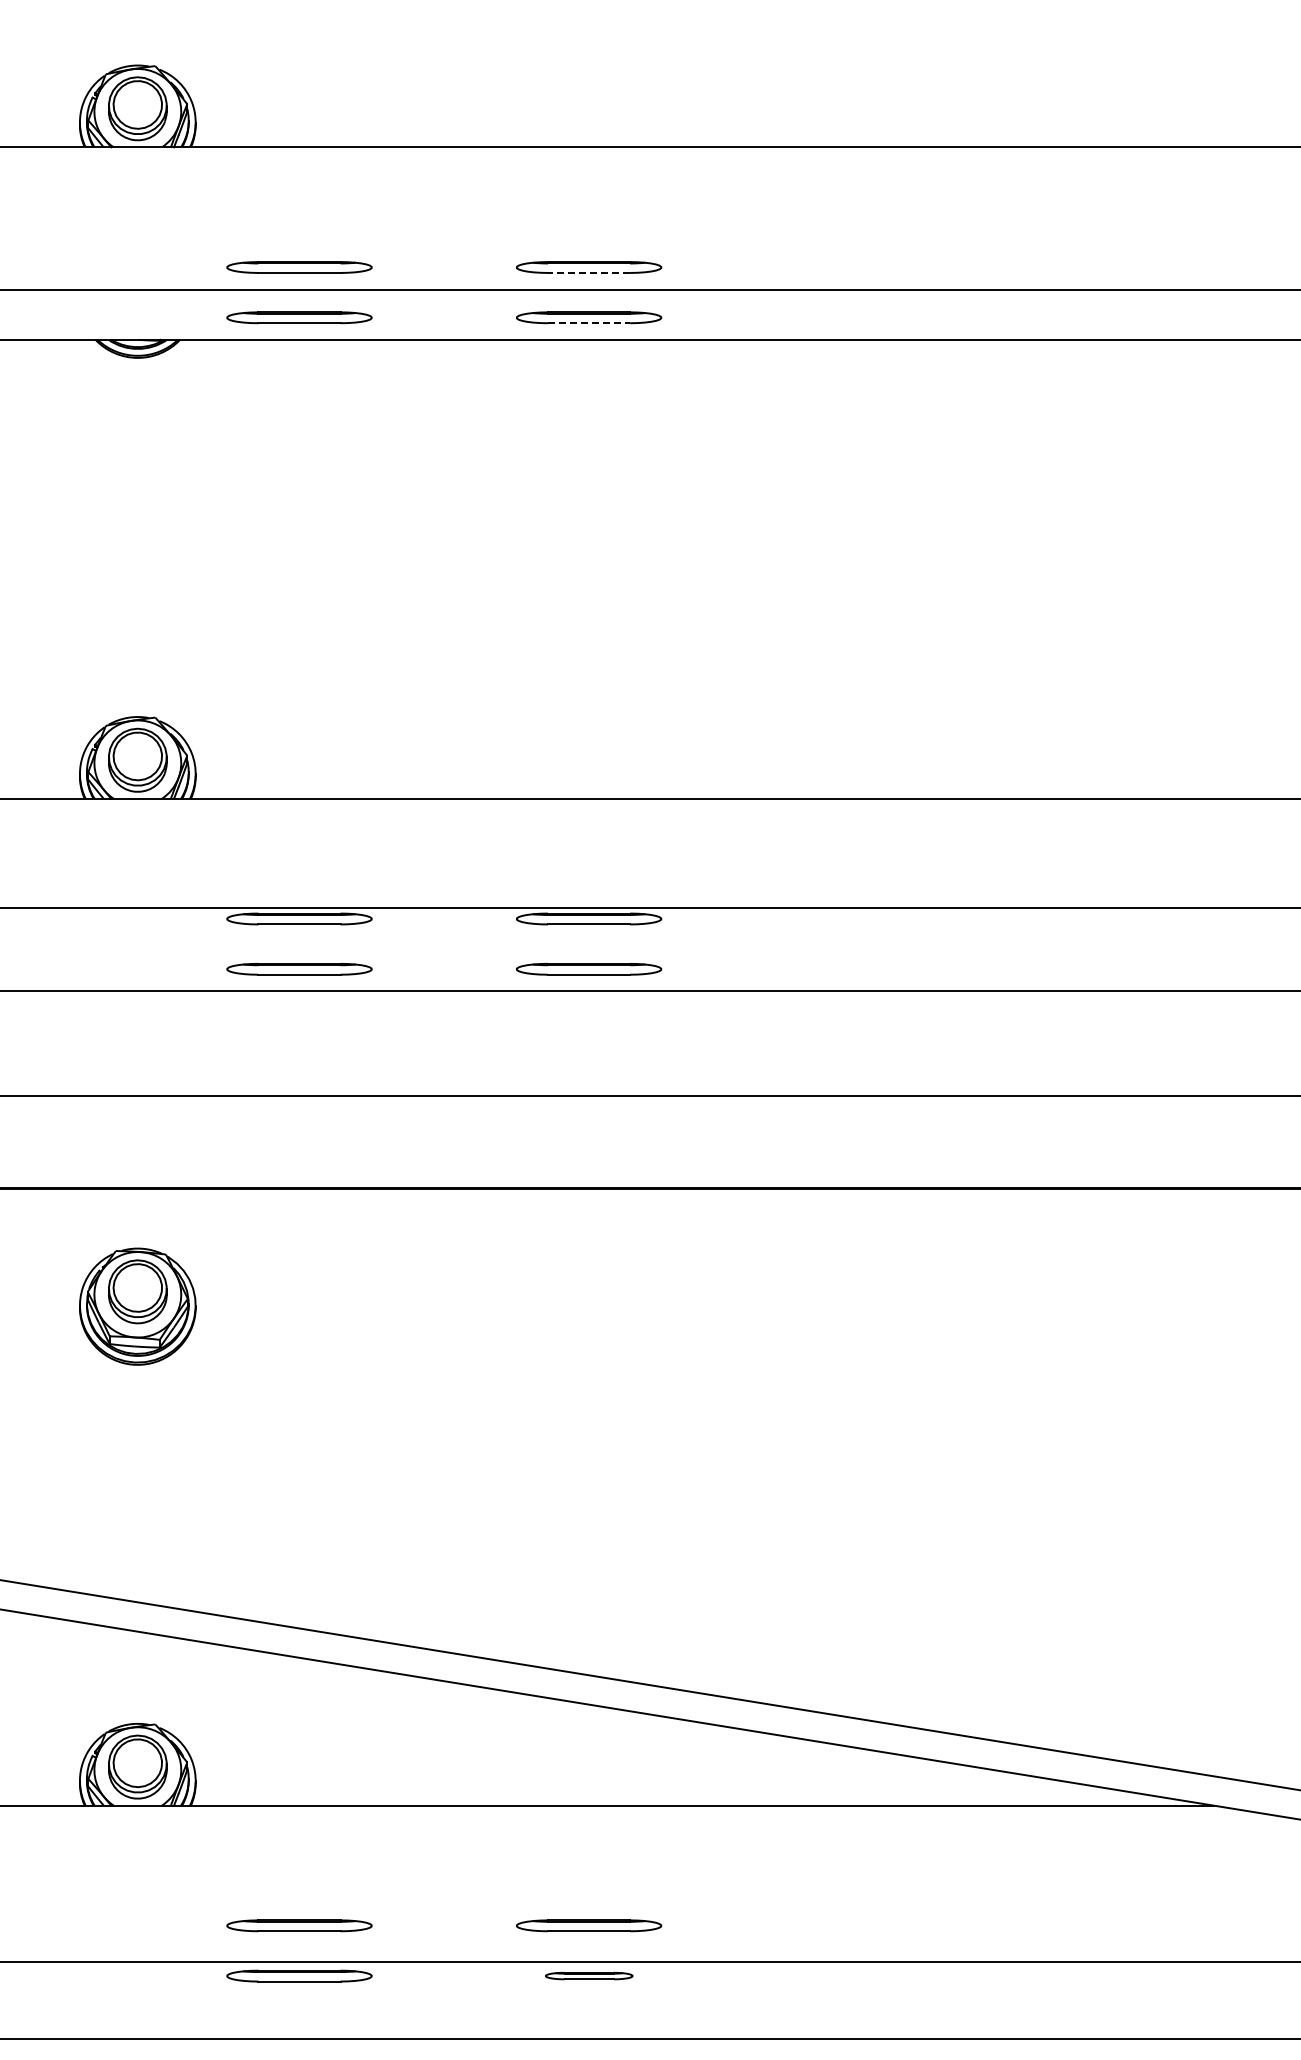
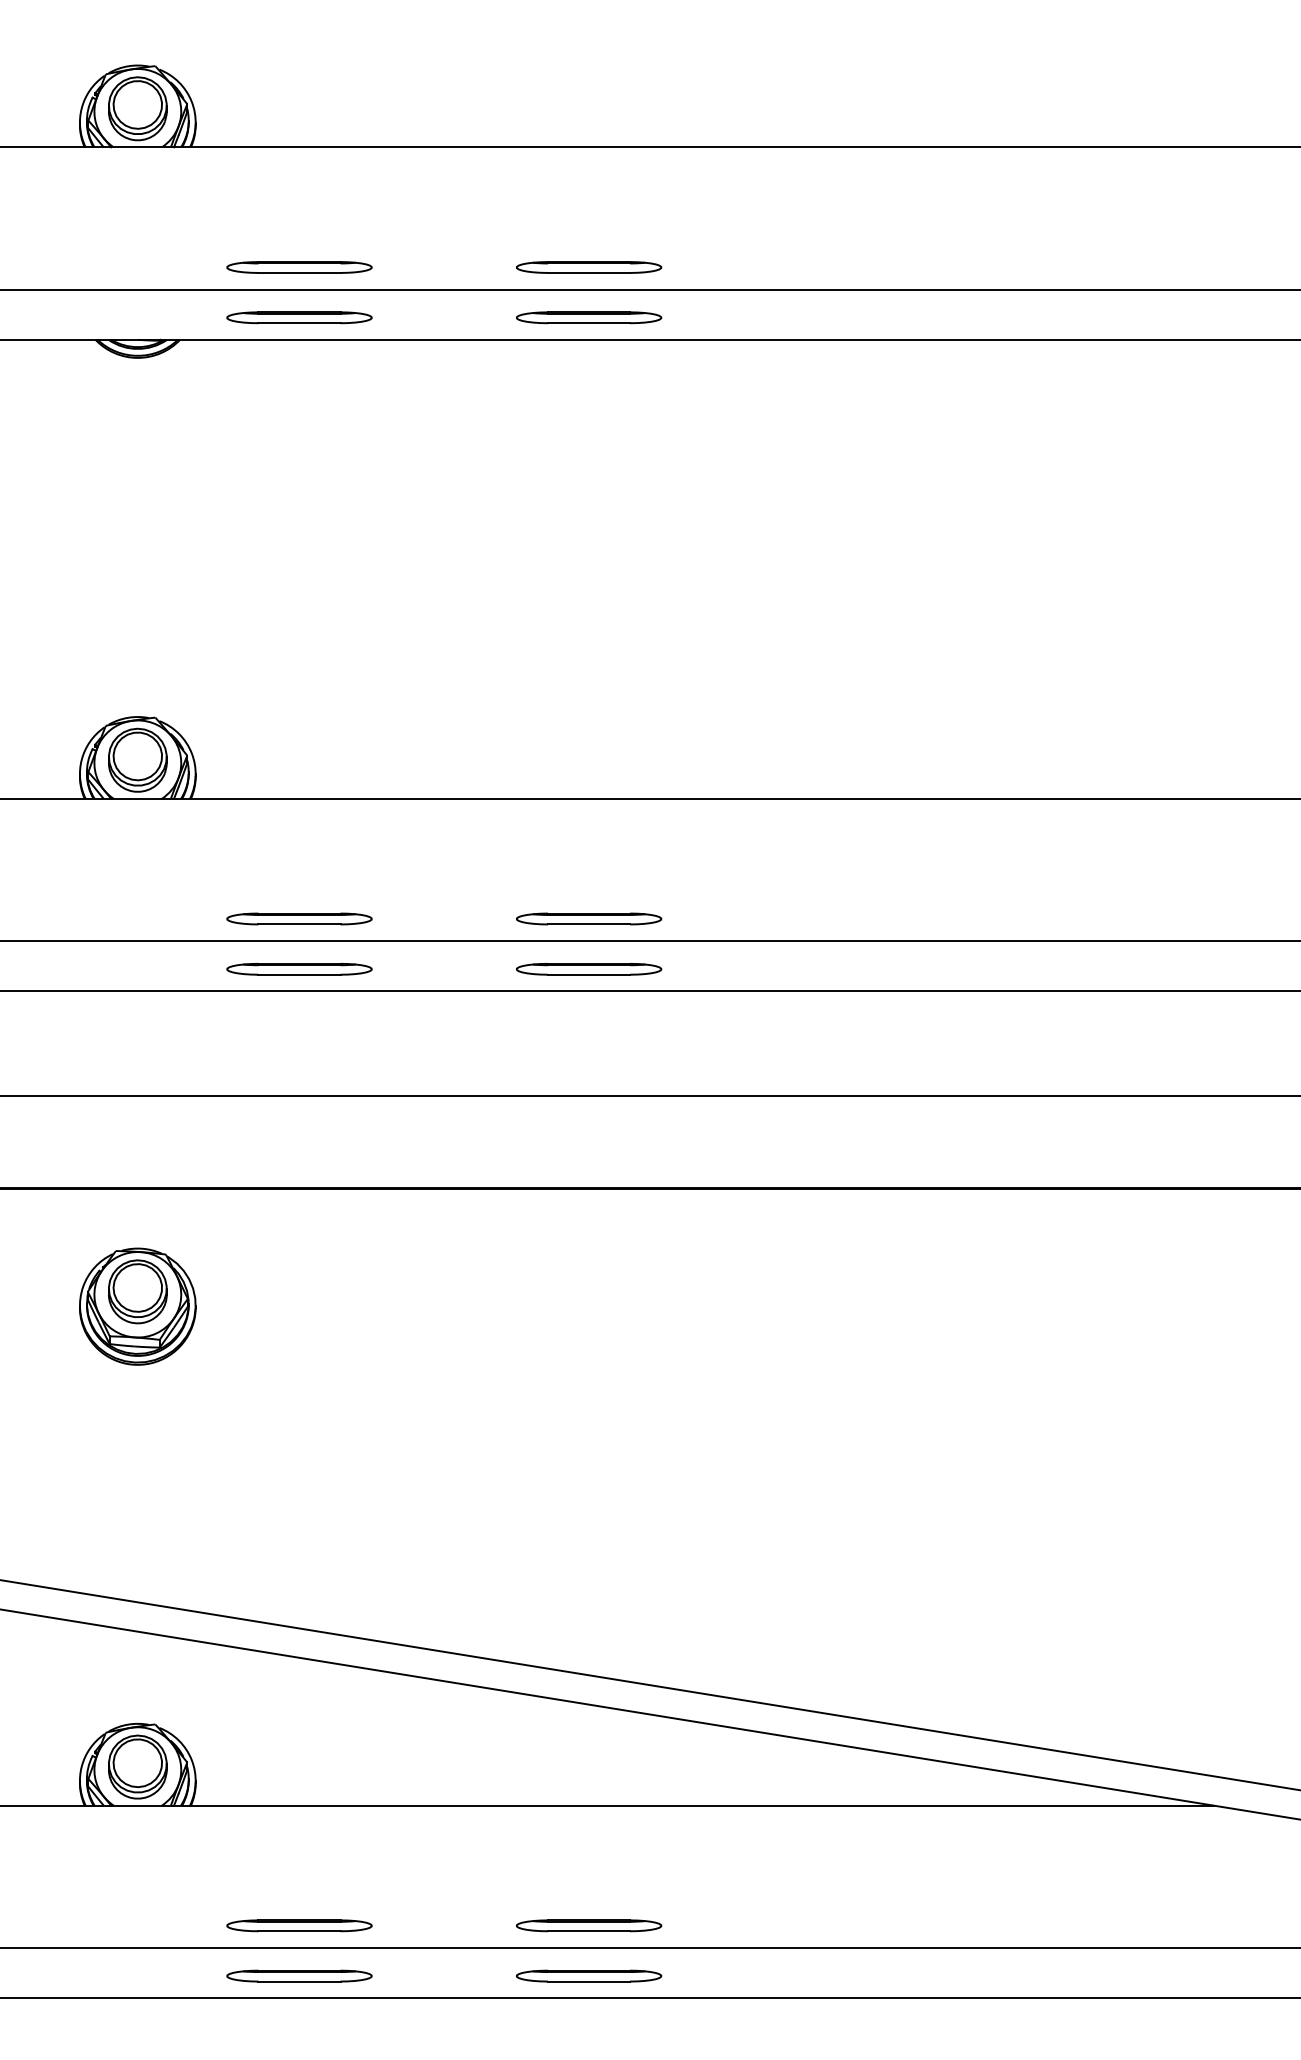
line: dashed -> solid (588, 272)
line: dashed -> solid (589, 323)
line position: (649, 908) -> (649, 941) (649, 941)
line position: (649, 1961) -> (649, 1947) (649, 1947)
part size: 89x10 px -> 147x14 px (589, 1975)
line position: (649, 2039) -> (649, 1998) (649, 1998)
